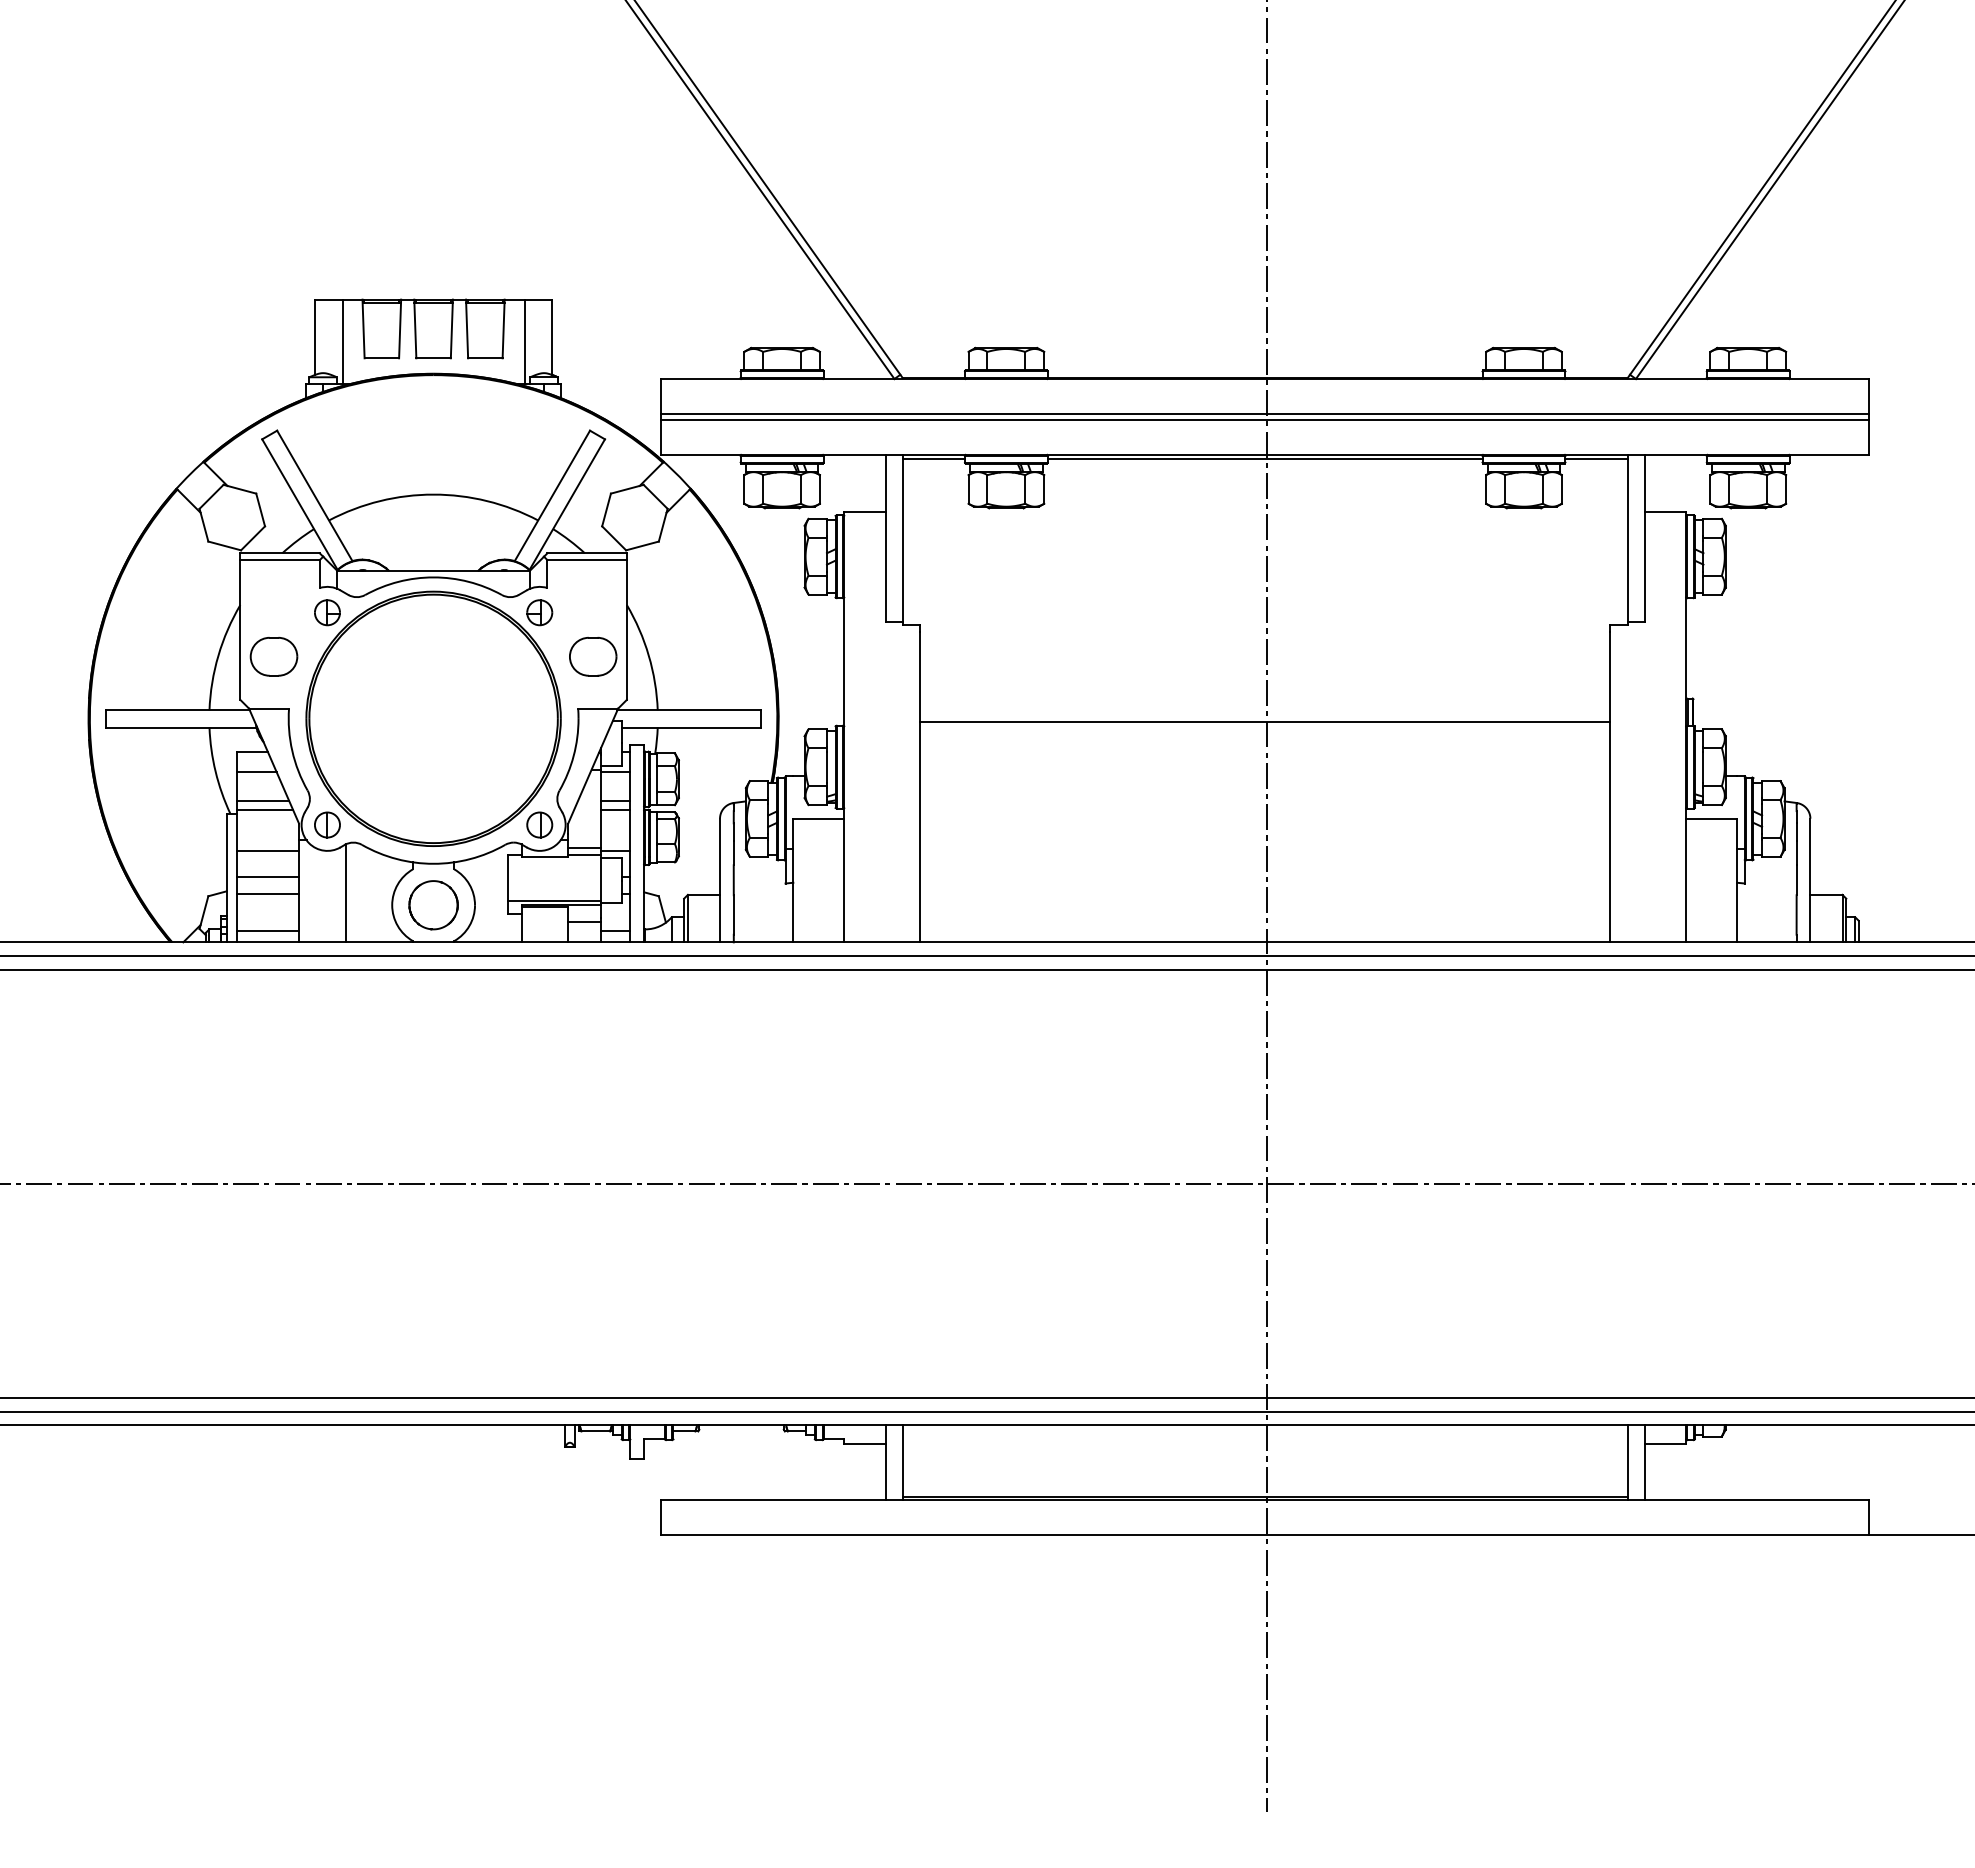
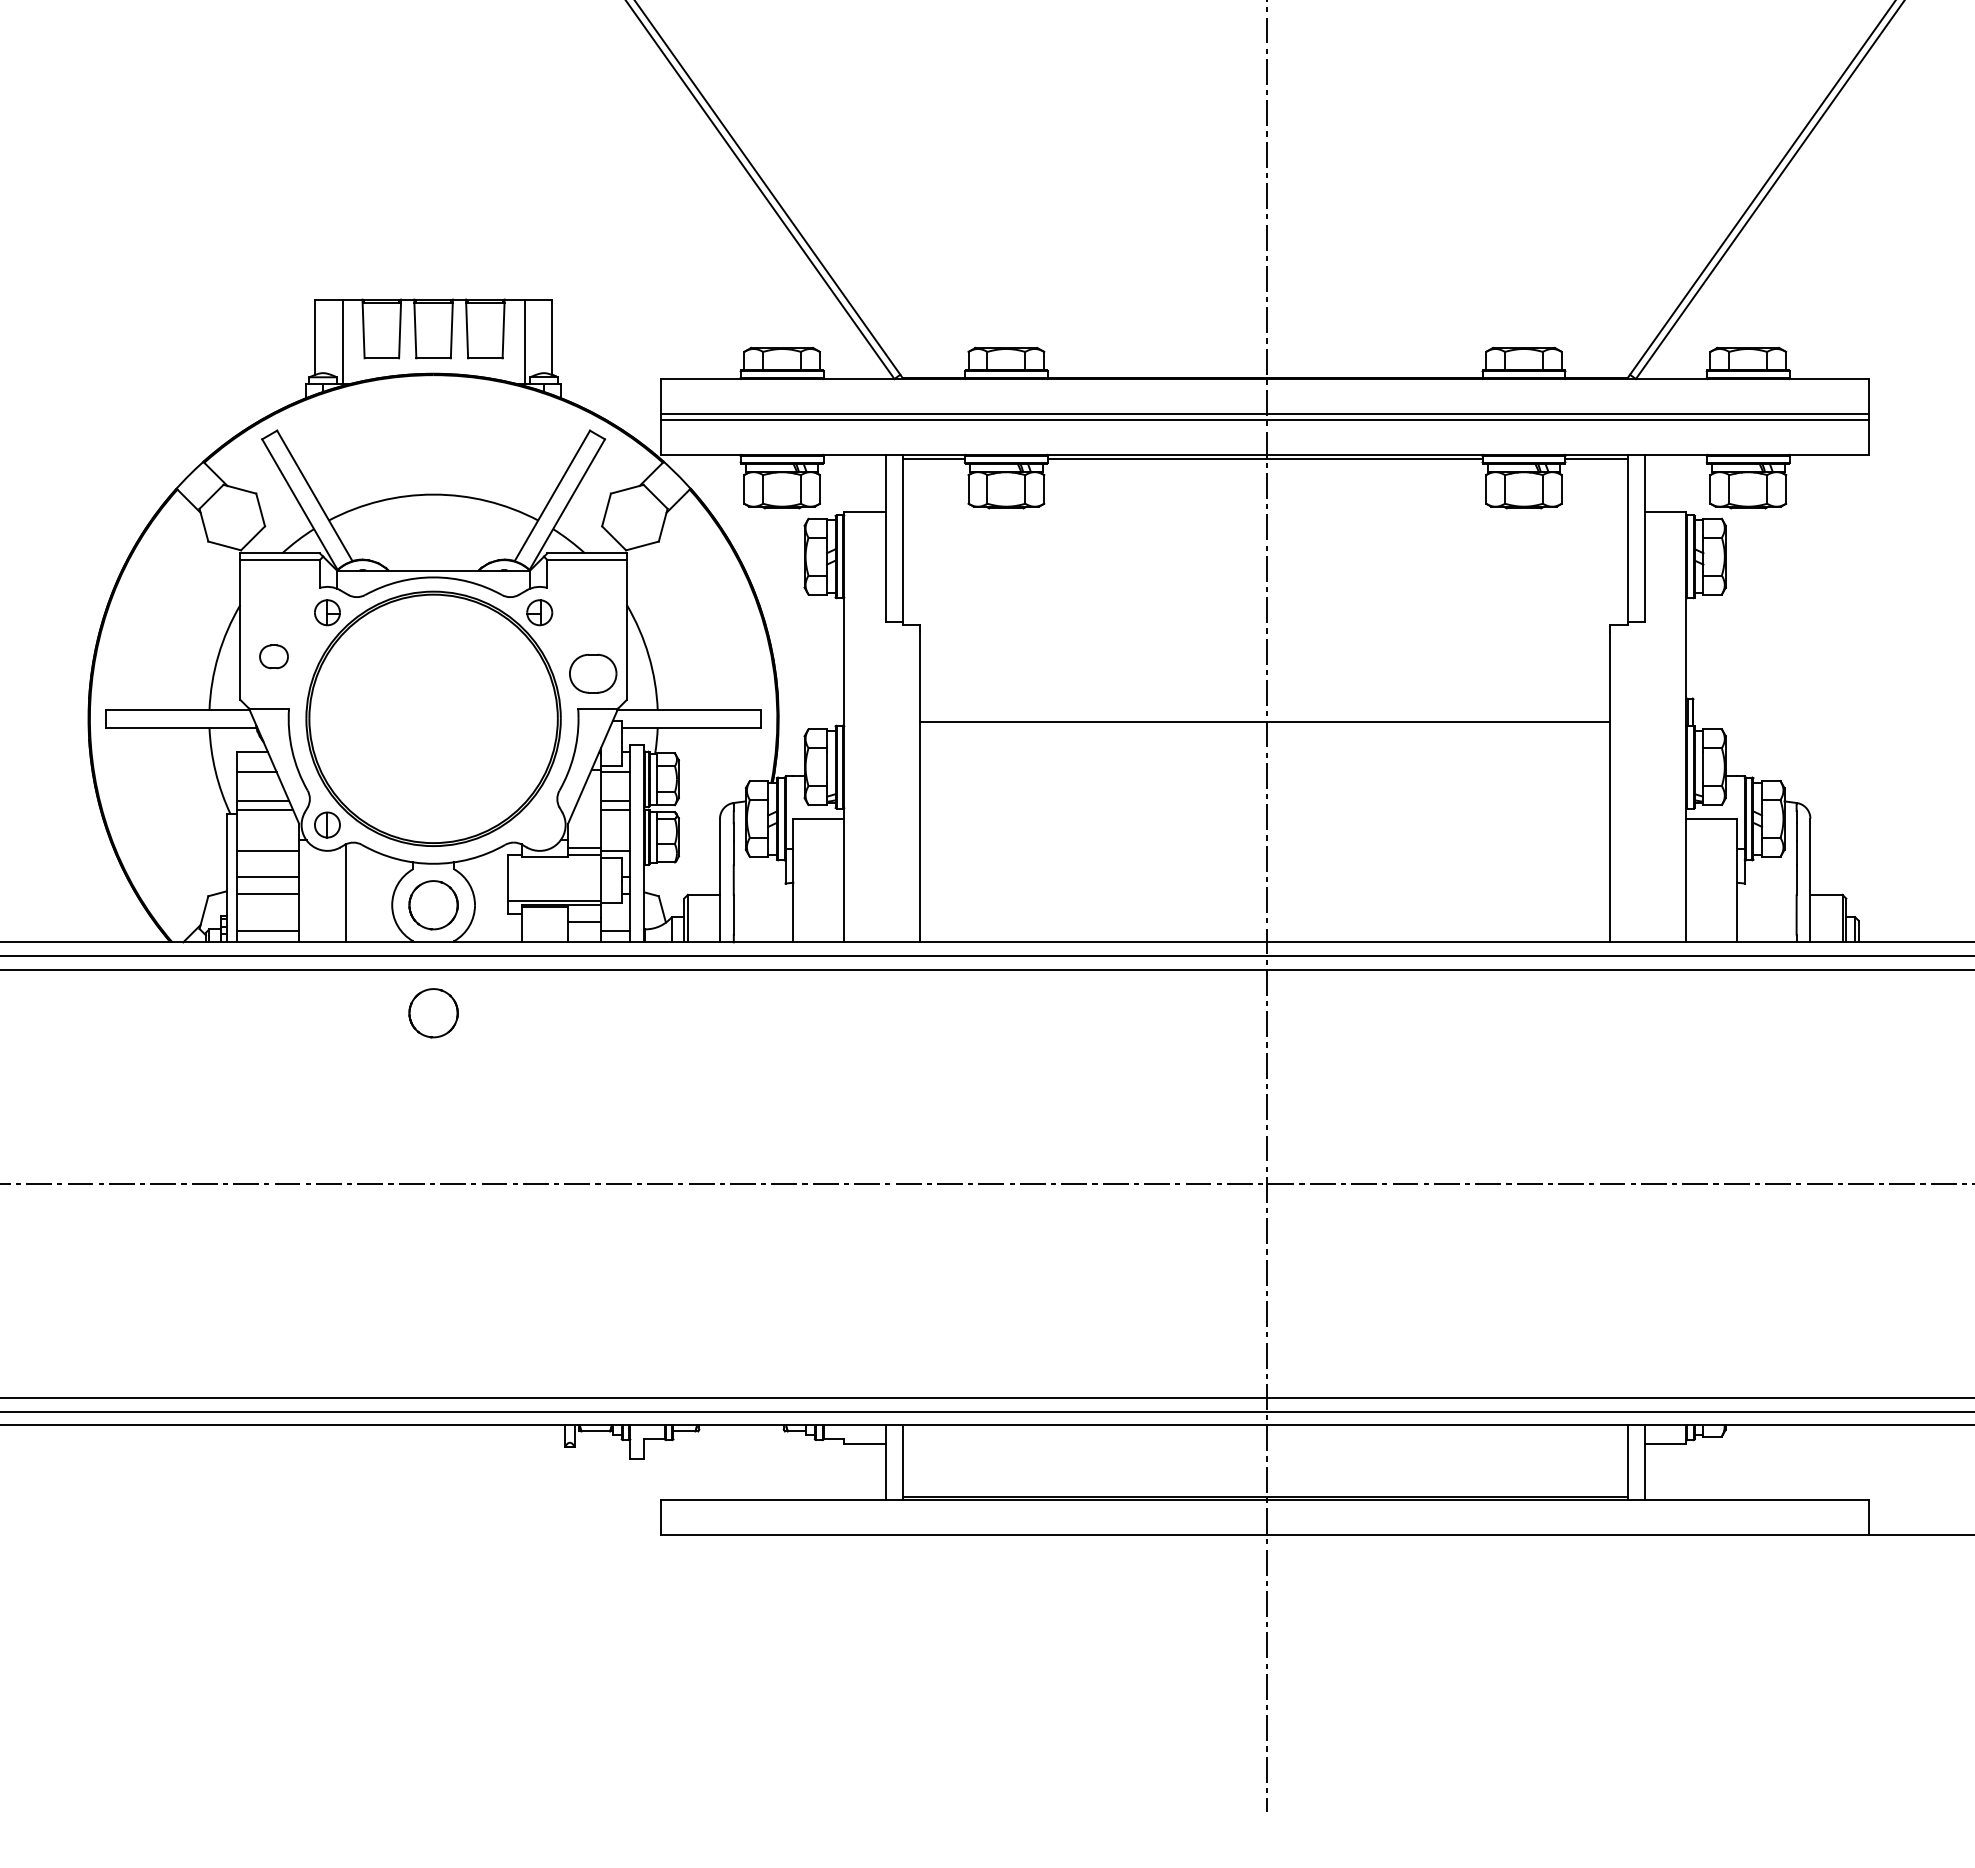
part size: 50x40 px -> 30x26 px (273, 656)
part position: (593, 656) -> (593, 673) (593, 673)
part: present -> none (539, 824)
part: none -> present (433, 1013)
